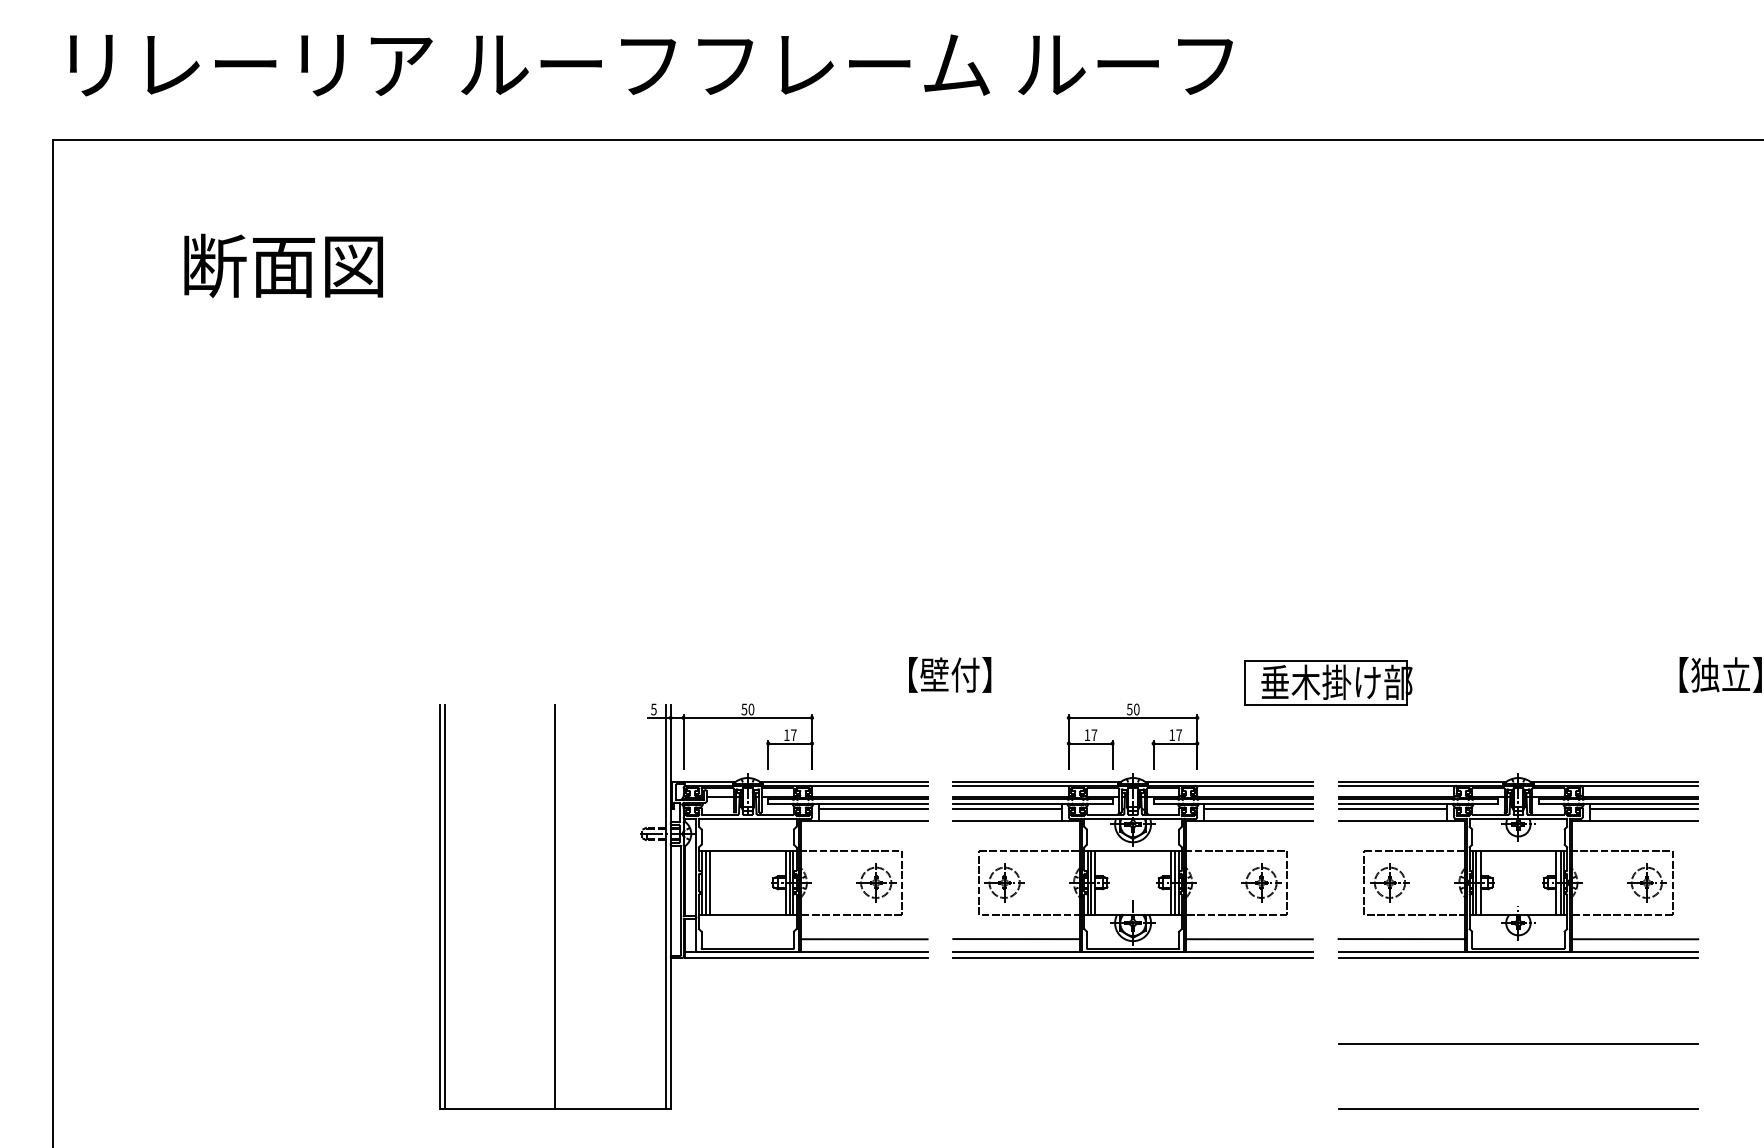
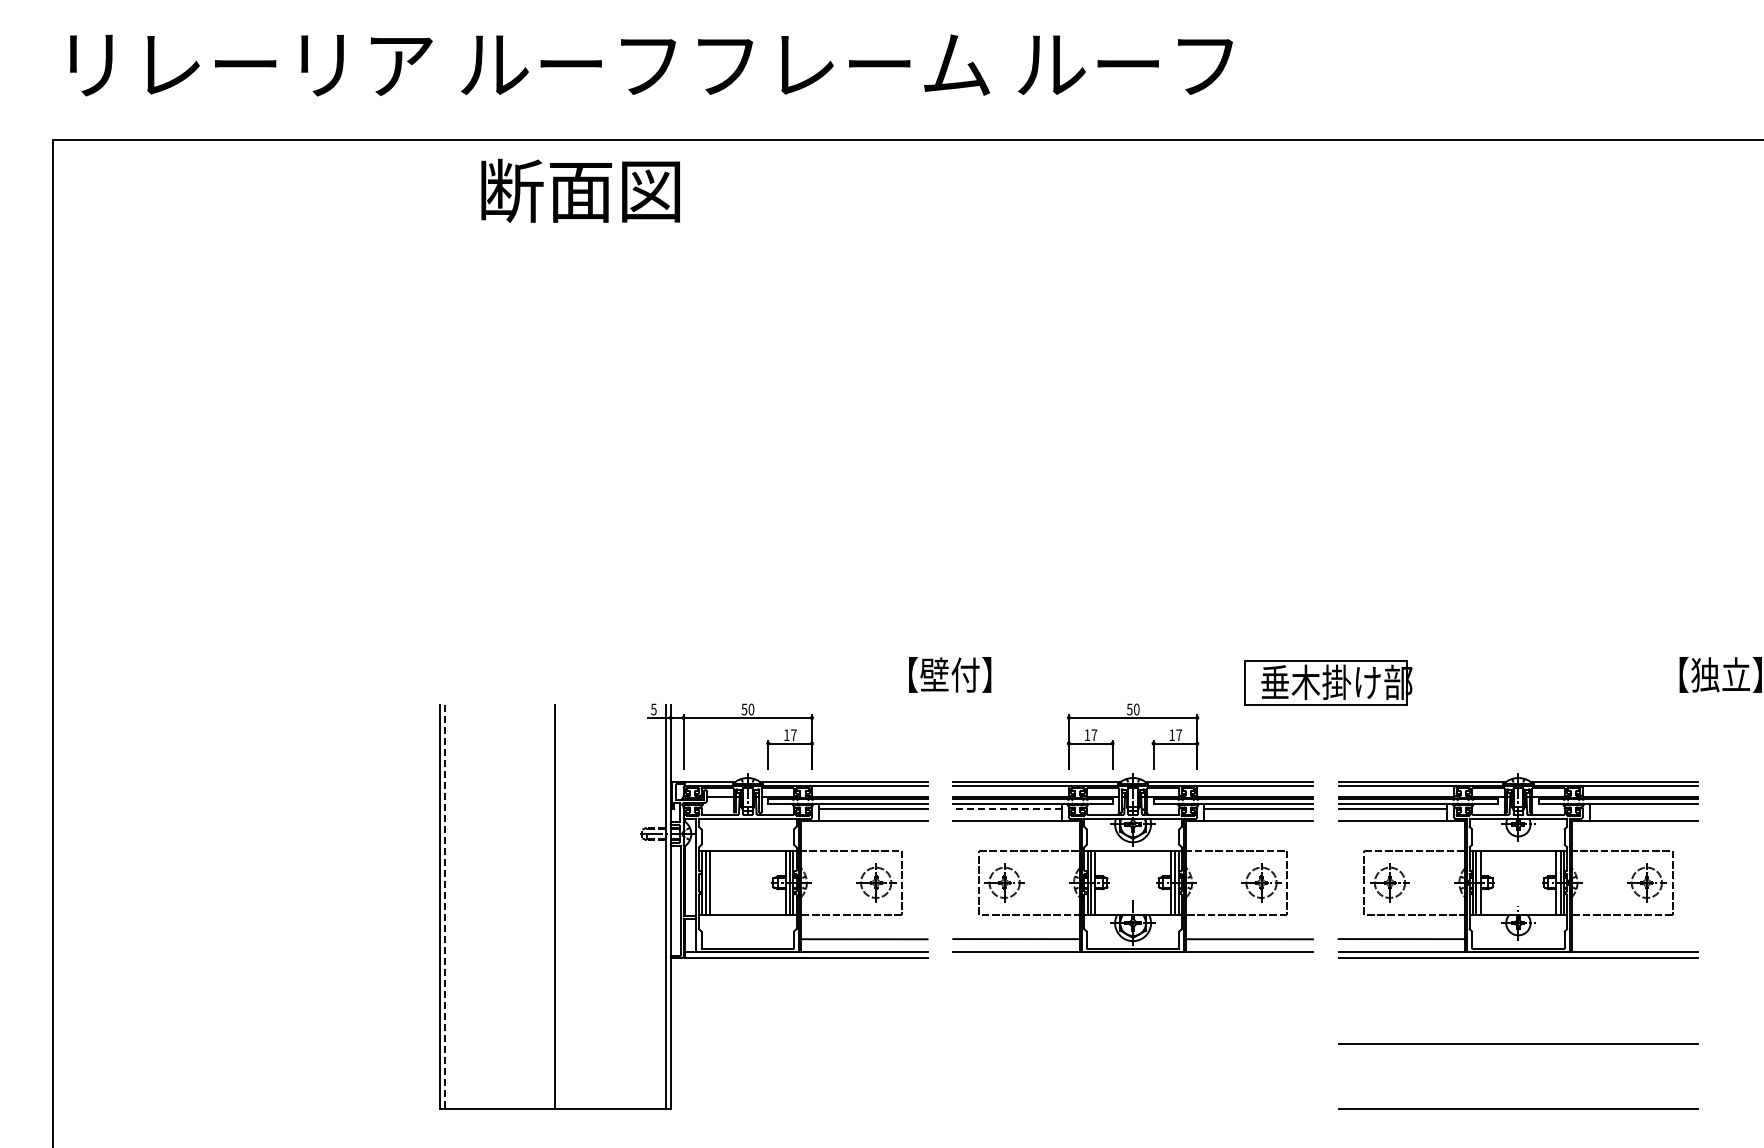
text position: (283, 265) -> (580, 190) (580, 190)
line: solid -> dashed (1007, 808)
line: present -> none (1643, 808)
line: solid -> dashed (444, 906)
line: present -> none (1634, 939)
line: present -> none (1132, 957)
